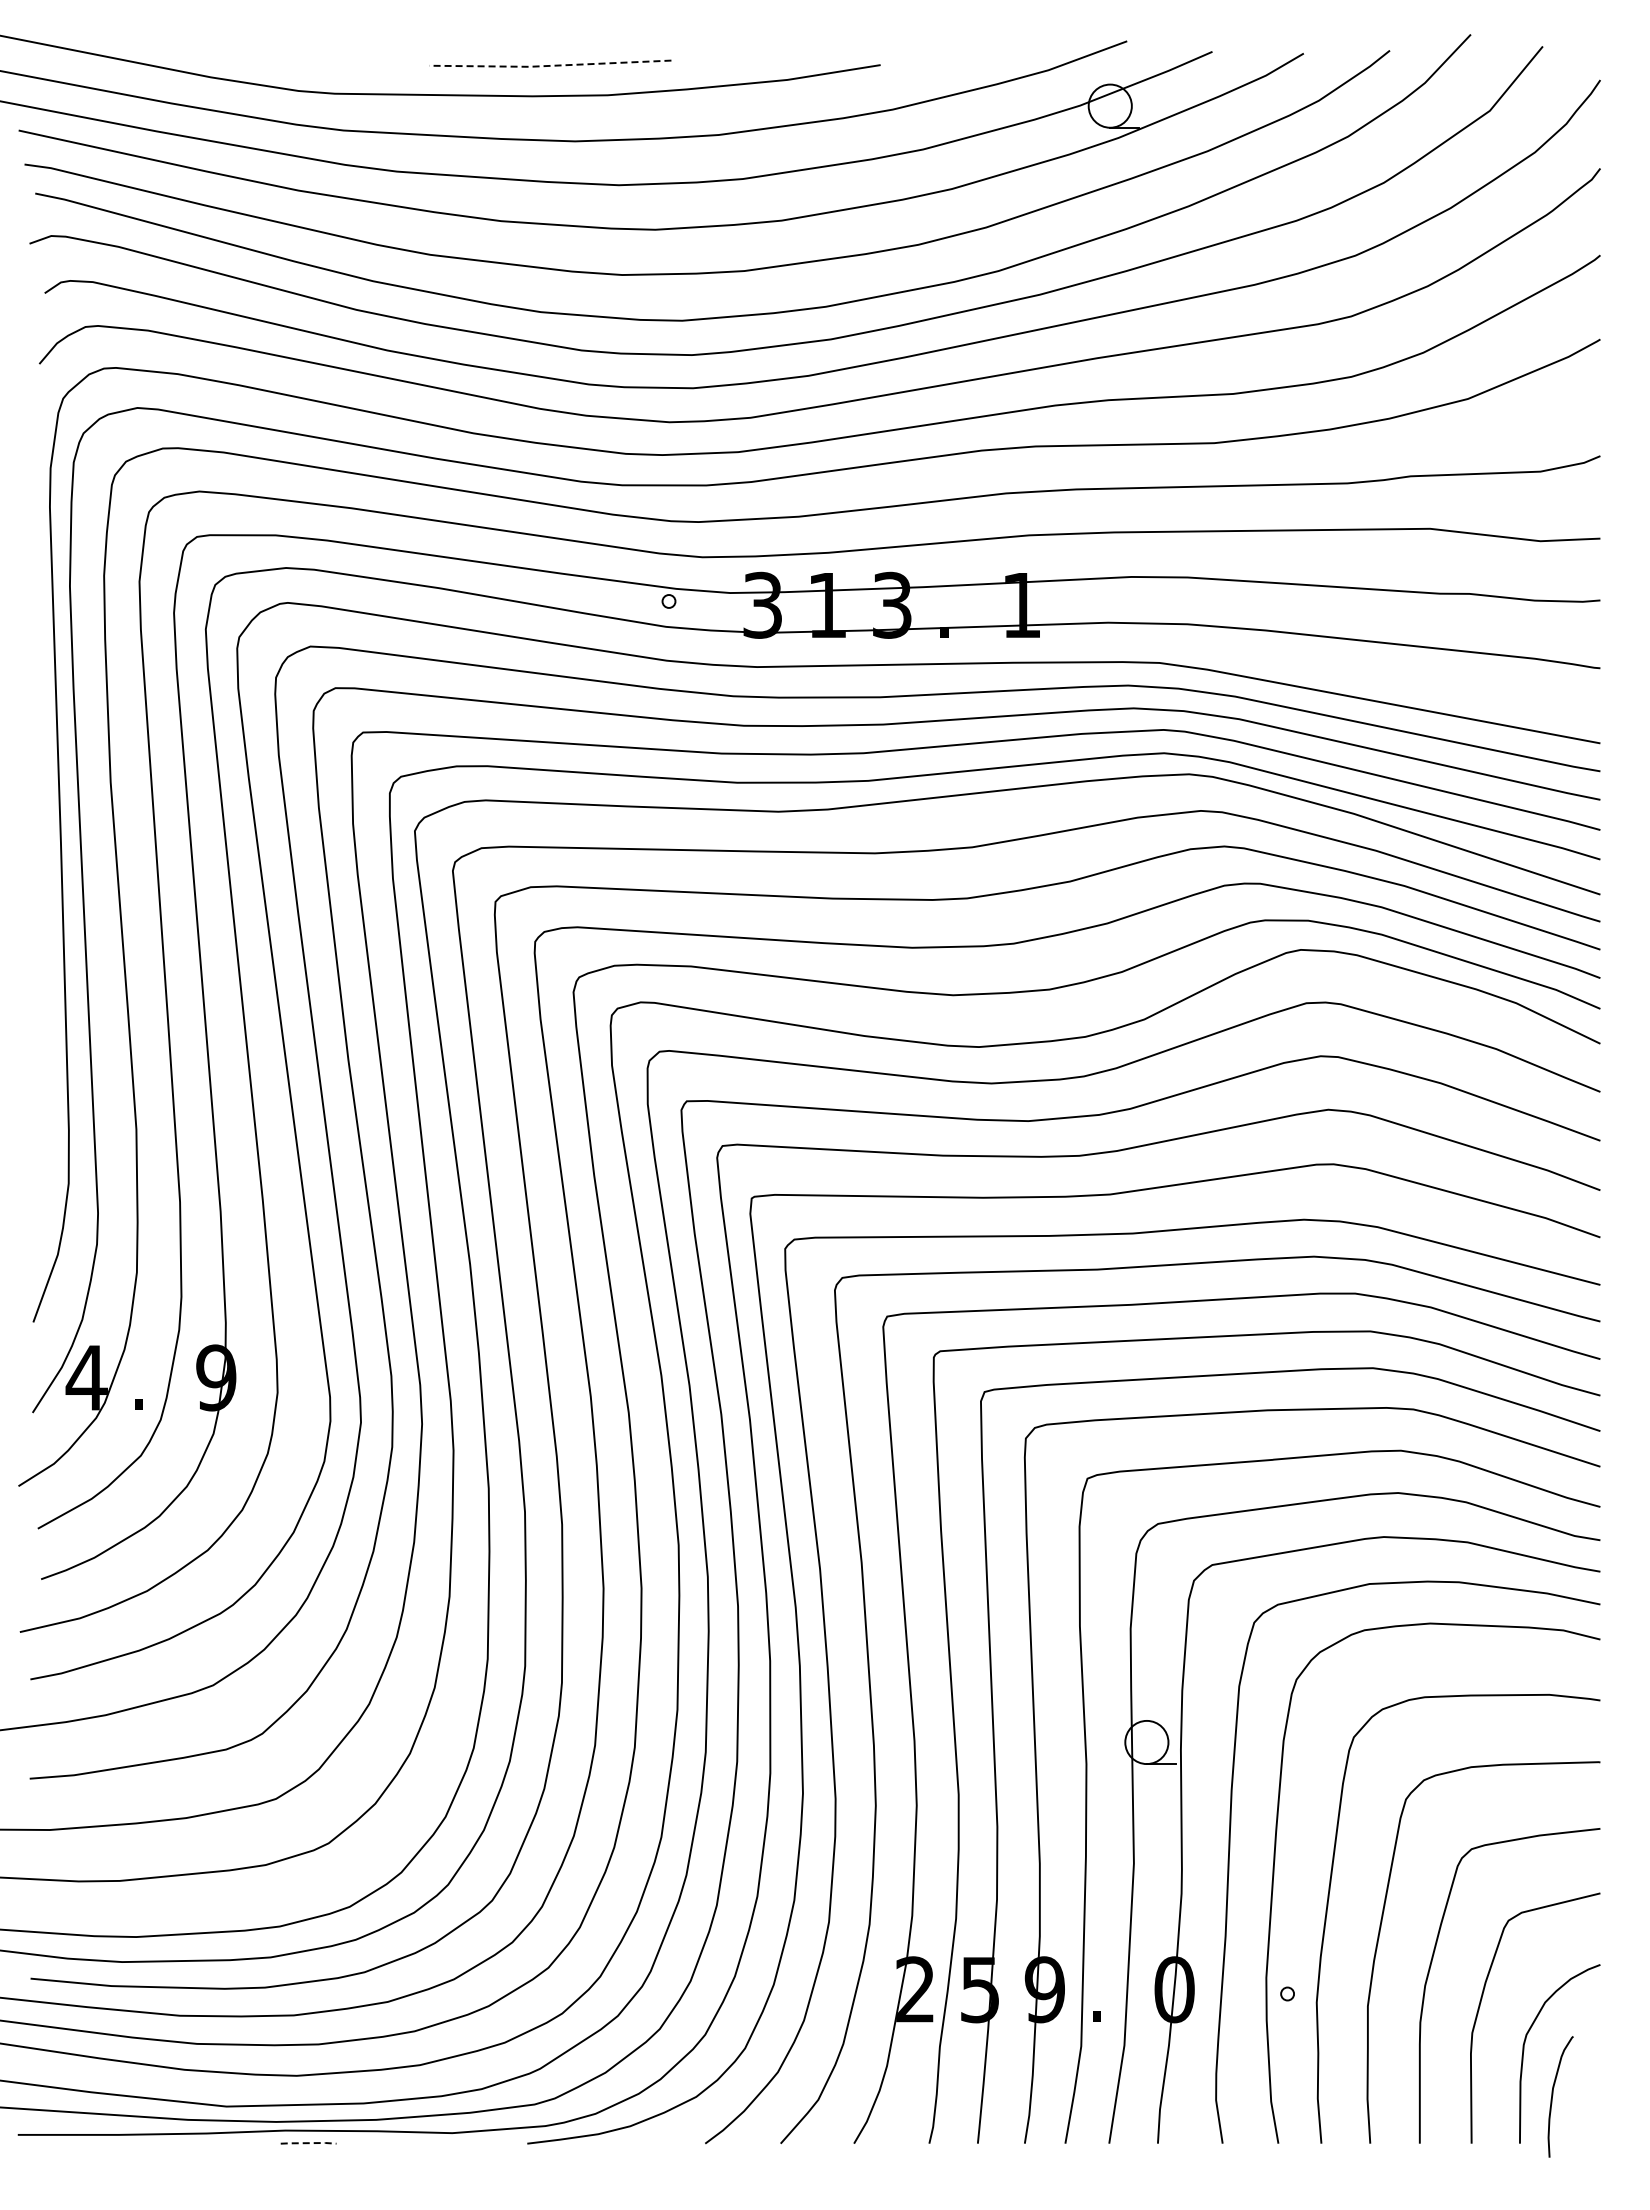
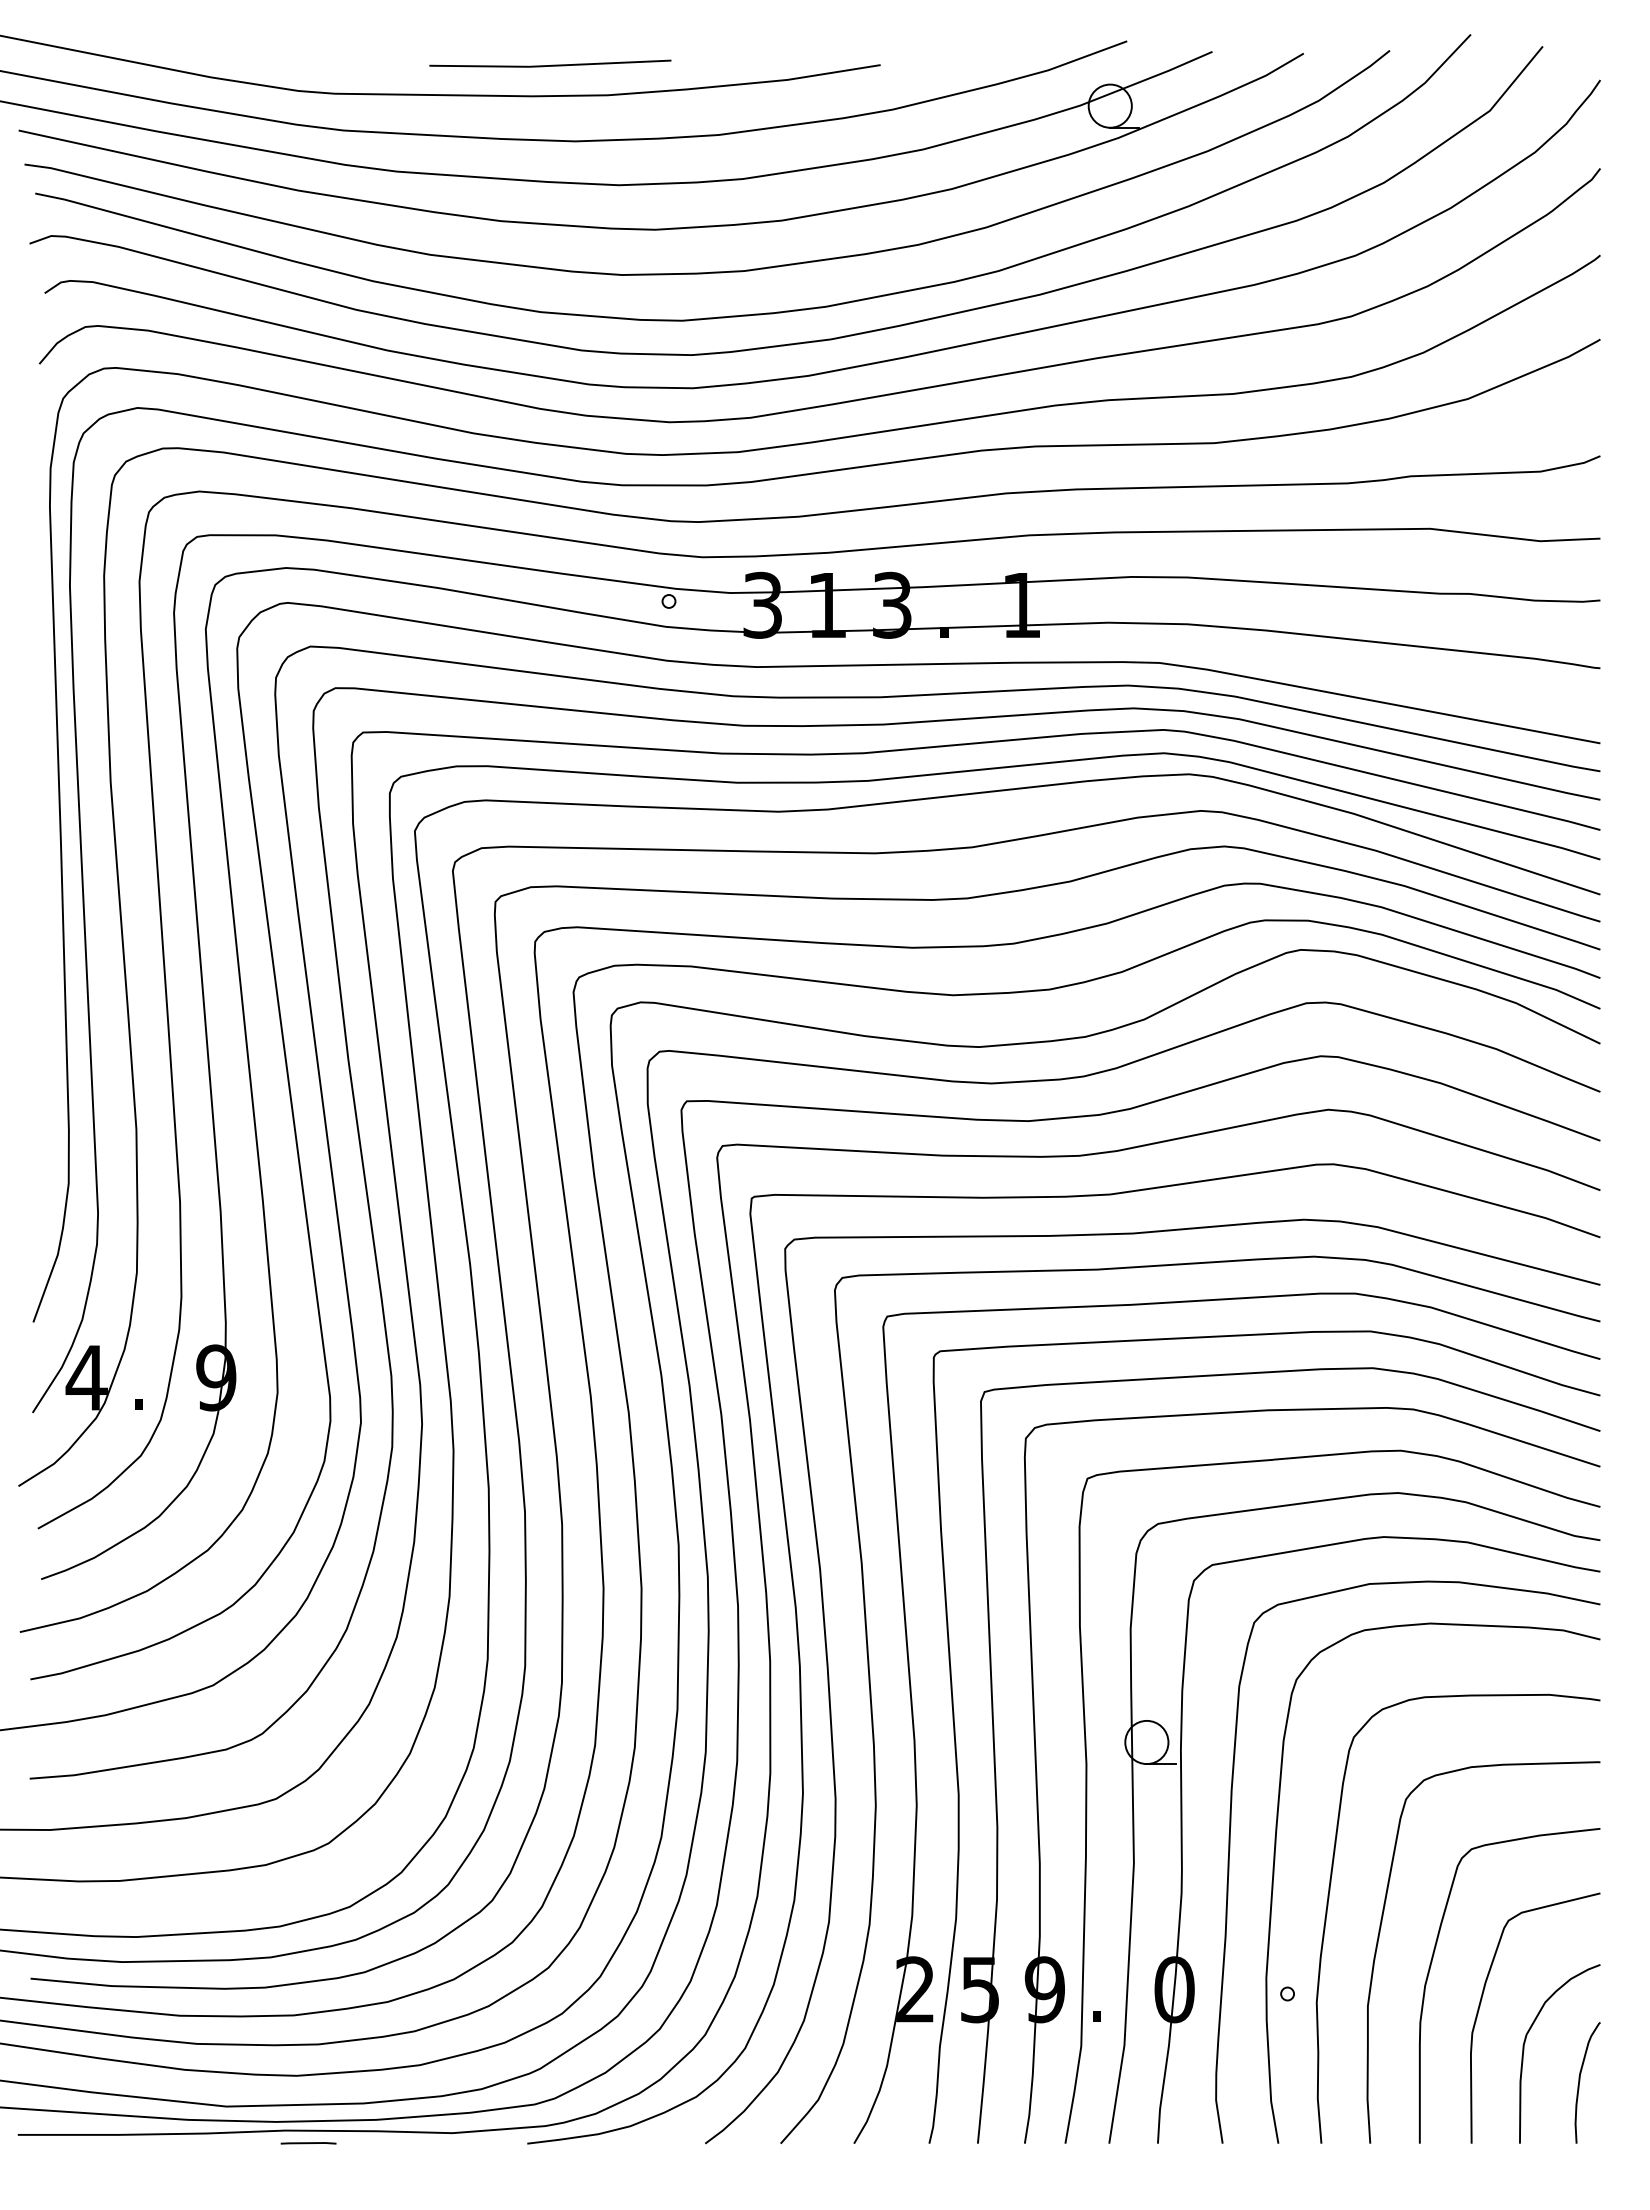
line: dashed -> solid (550, 65)
curve position: (1553, 2095) -> (1580, 2081) (1580, 2081)
line: dashed -> solid (309, 2143)
